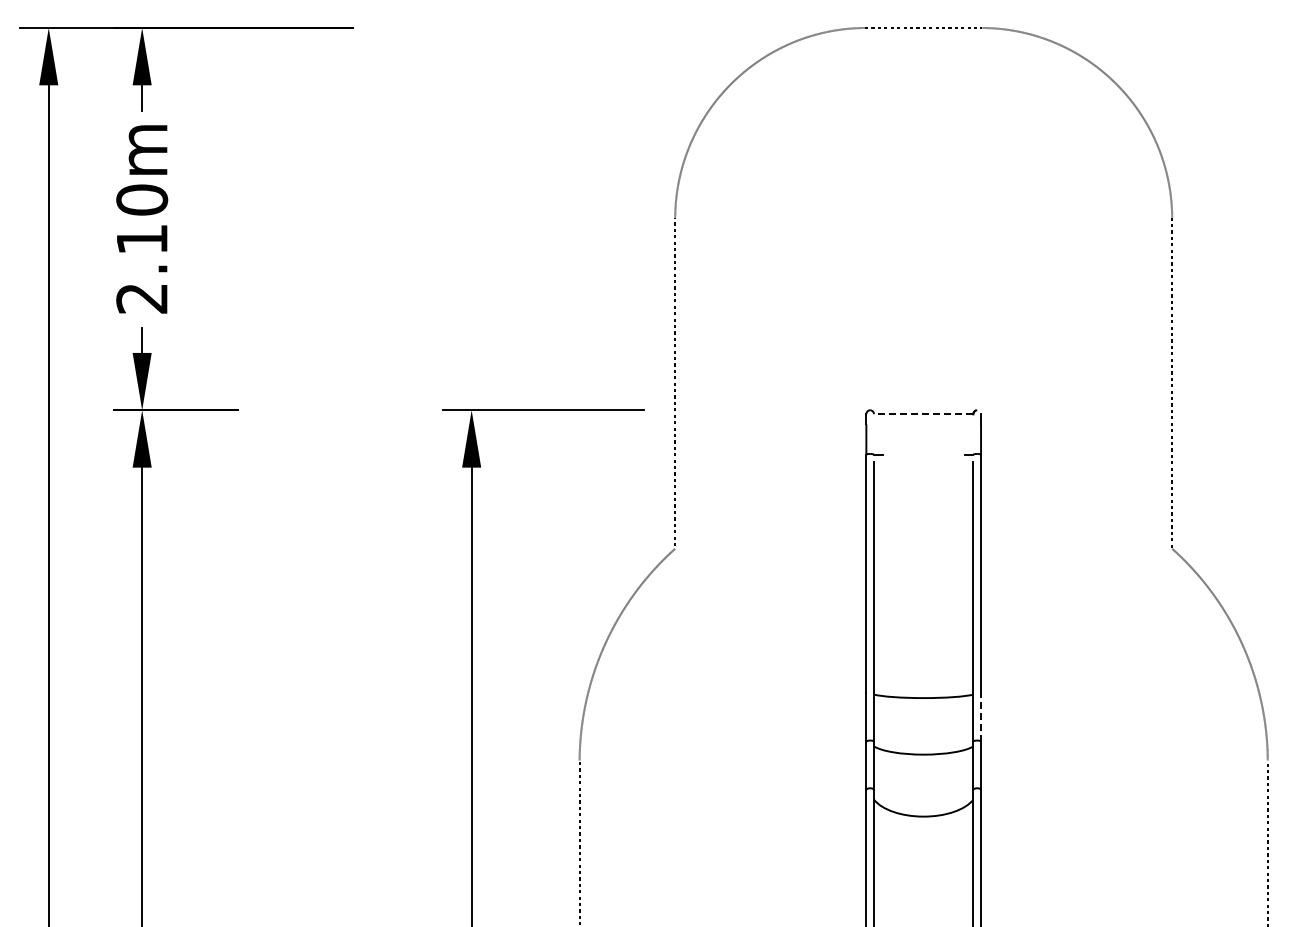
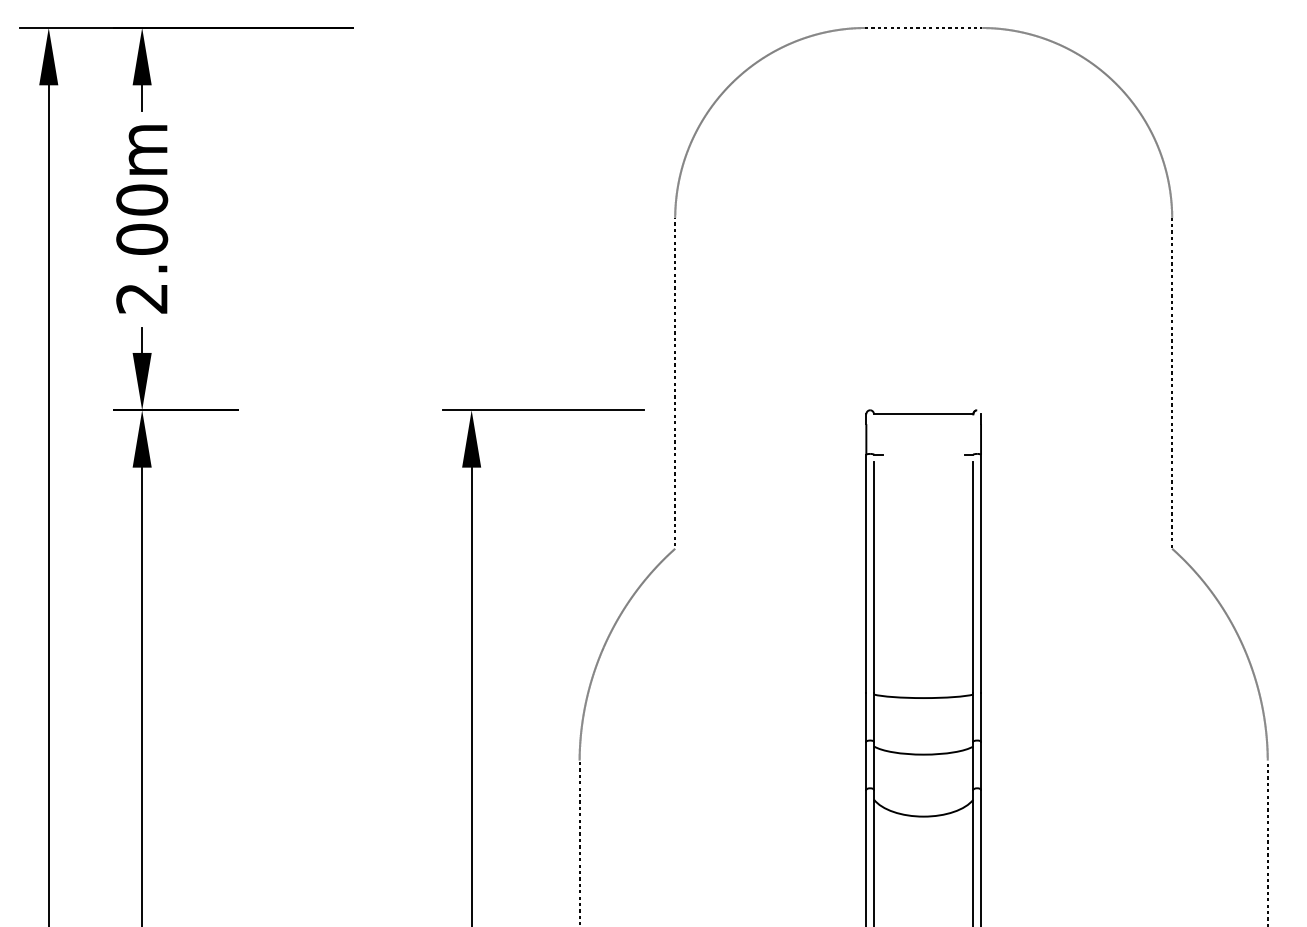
text: 2.10m -> 2.00m (142, 238)
line: dashed -> solid (923, 414)
line: dashed -> solid (981, 717)
